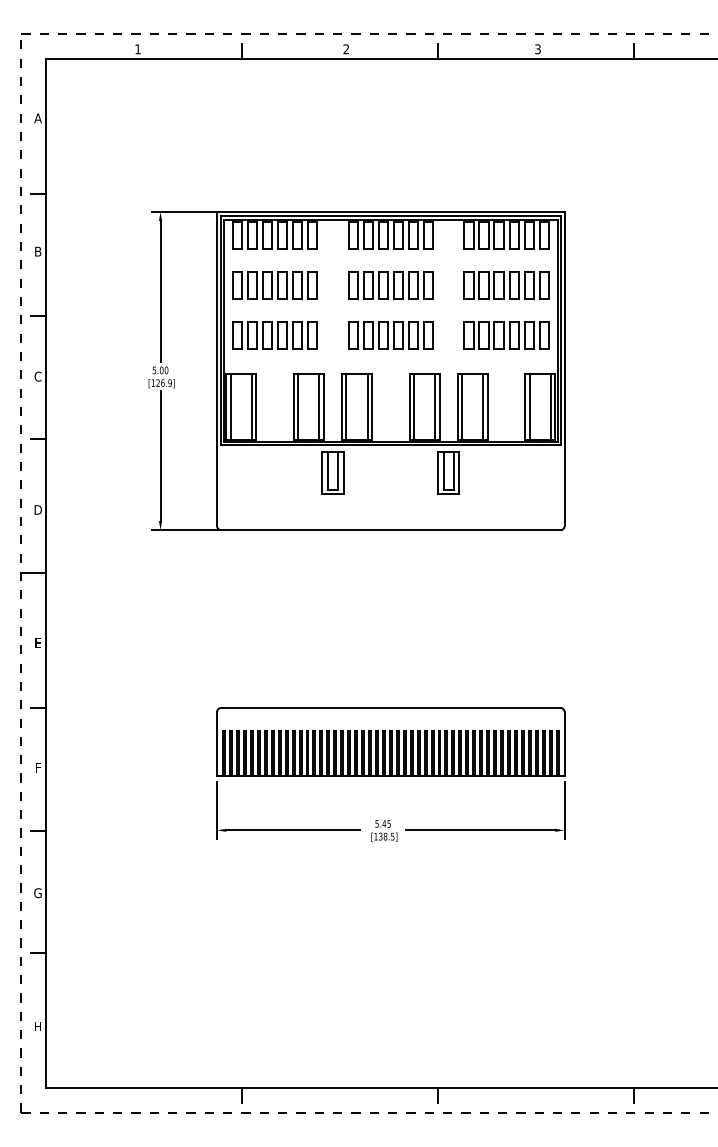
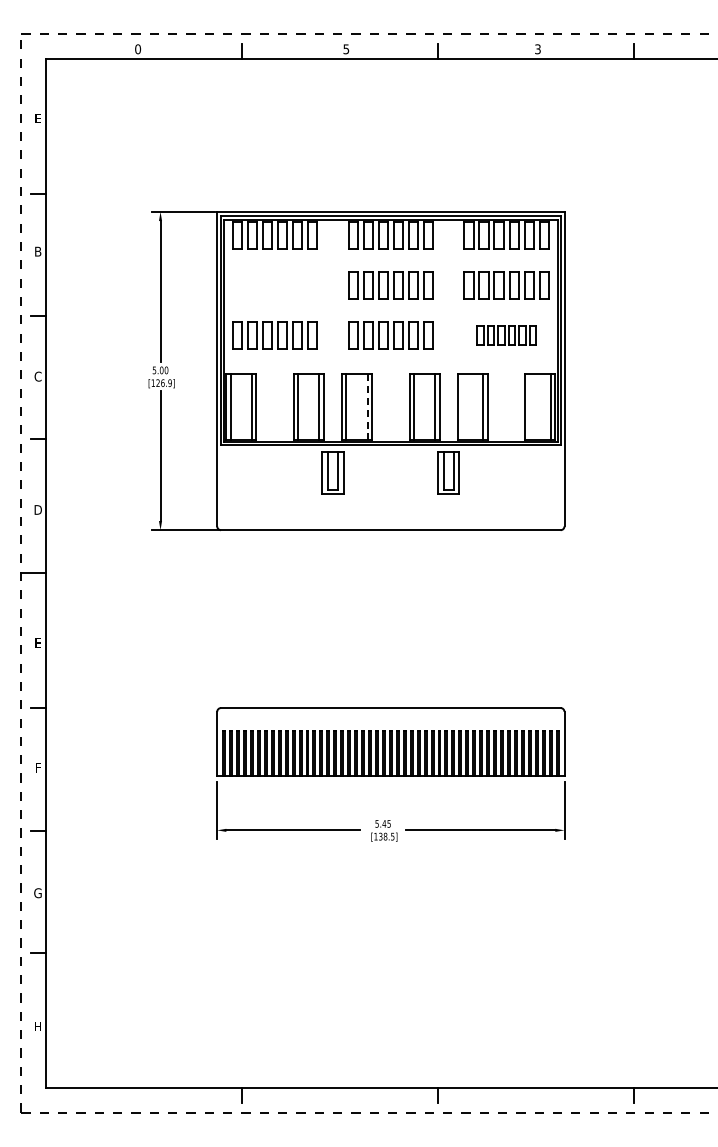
text: 1 -> 0 (138, 49)
text: 2 -> 5 (346, 49)
text: A -> E (37, 118)
part: present -> none (274, 285)
part size: 87x29 px -> 61x21 px (506, 335)
line: present -> none (462, 406)
line: present -> none (529, 406)
line: solid -> dashed (367, 407)
